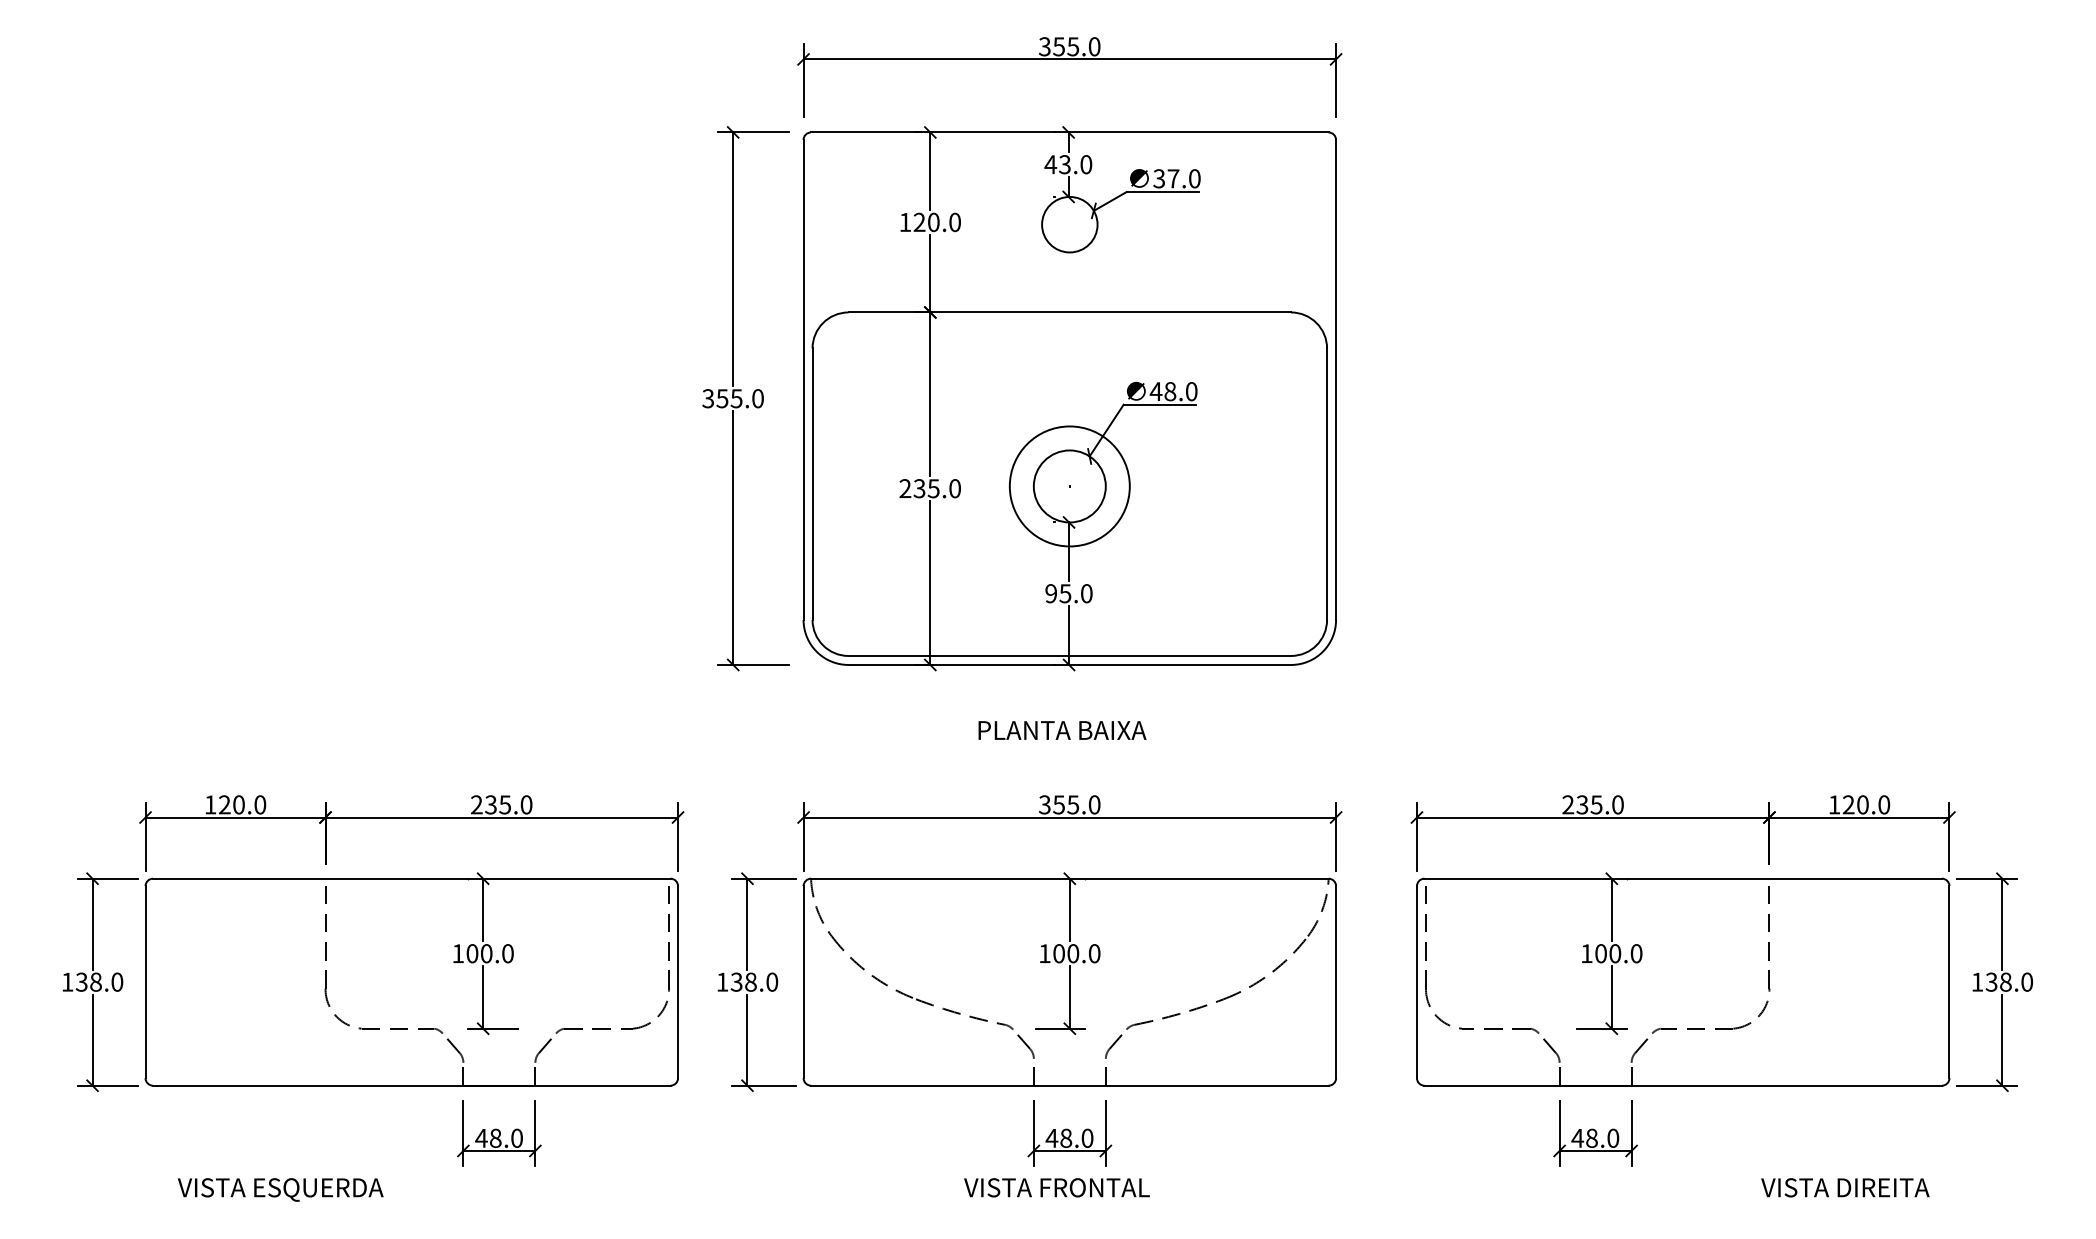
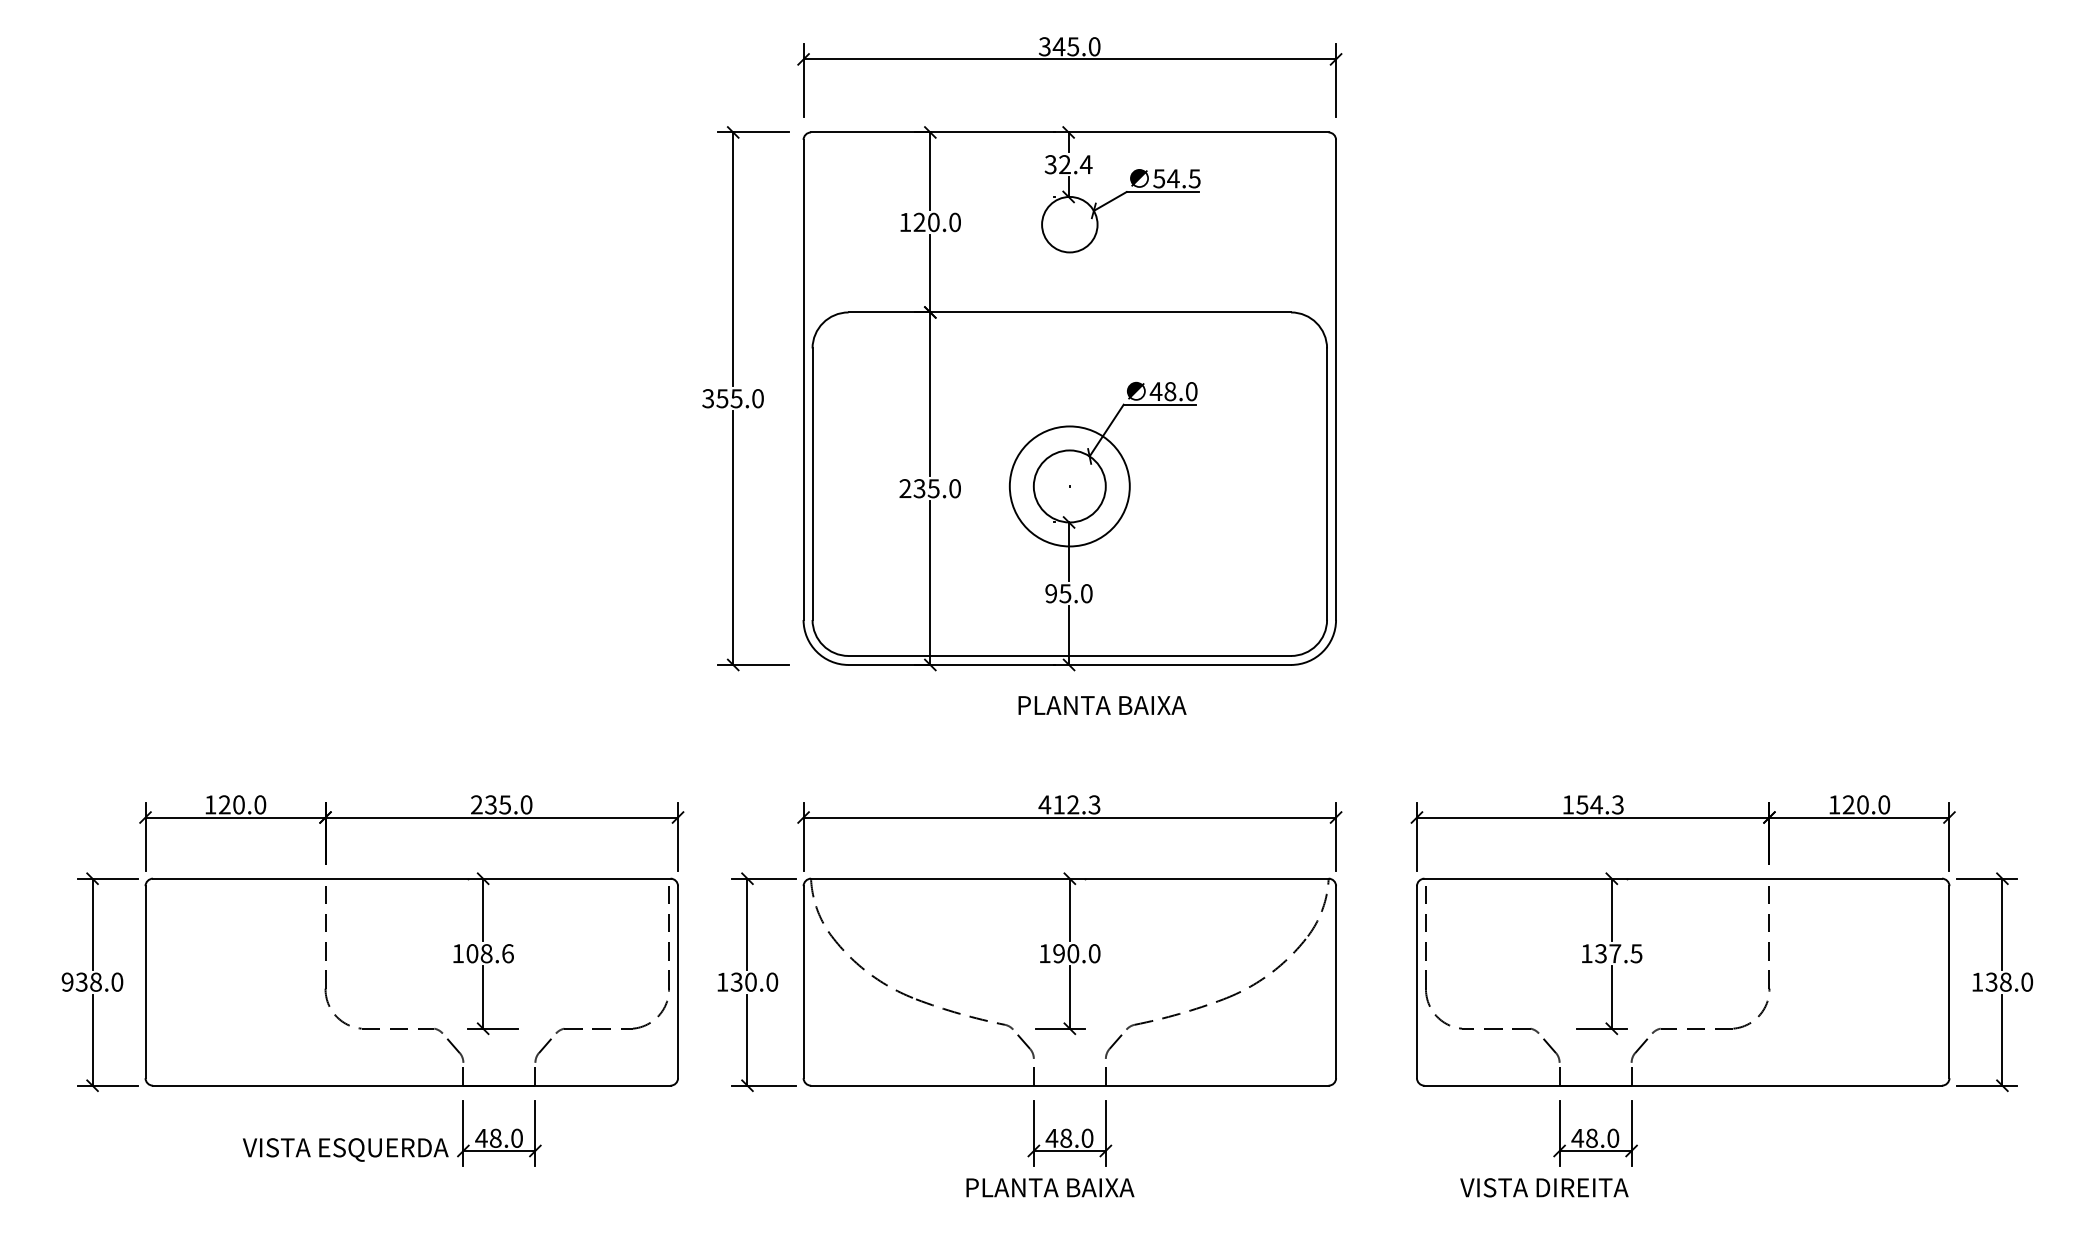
text: 355.0 -> 345.0 (1058, 46)
text: 43.0 -> 32.4 (1068, 164)
text: 37.0 -> 54.5 (1176, 178)
text position: (1062, 730) -> (1102, 705) (1102, 705)
text: 355.0 -> 412.3 (1069, 804)
text: 235.0 -> 154.3 (1592, 804)
text: 100.0 -> 108.6 (496, 953)
text: 100.0 -> 190.0 (1058, 953)
text: 100.0 -> 137.5 (1618, 953)
text: 138.0 -> 938.0 (67, 981)
text: 138.0 -> 130.0 (750, 982)
text: VISTA FRONTAL -> PLANTA BAIXA (1056, 1187)
text position: (1845, 1187) -> (1544, 1187) (1544, 1187)
text position: (280, 1189) -> (345, 1149) (345, 1149)
